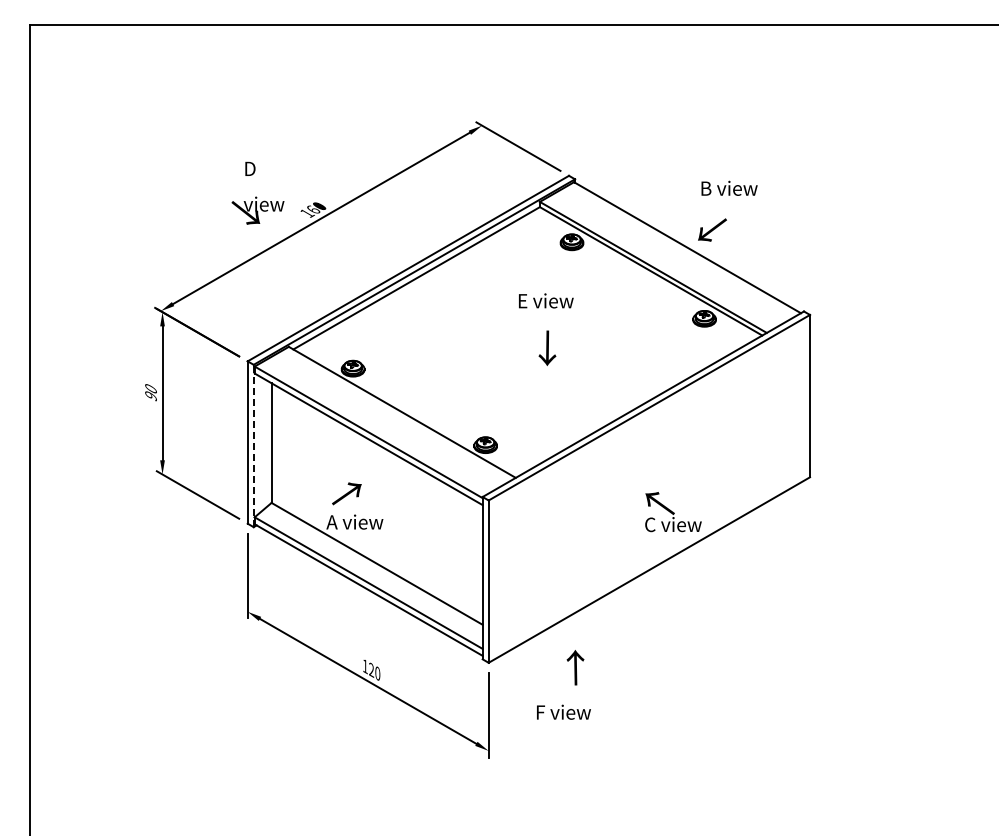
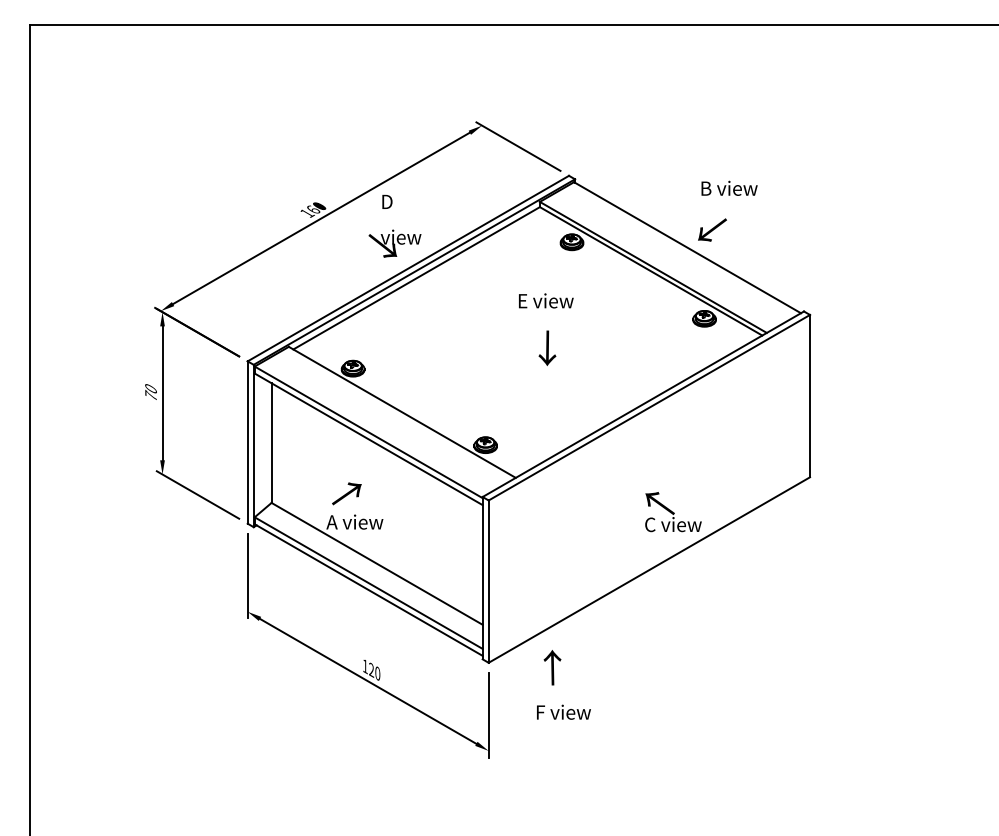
text position: (257, 192) -> (394, 225) (394, 225)
text: 90 -> 70 (150, 395)
line: dashed -> solid (253, 445)
text position: (575, 667) -> (552, 667) (552, 667)
